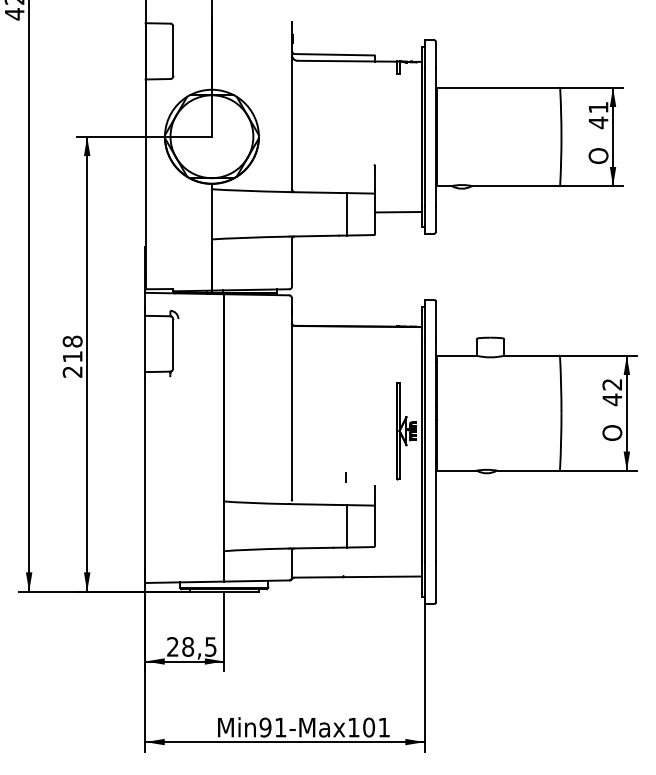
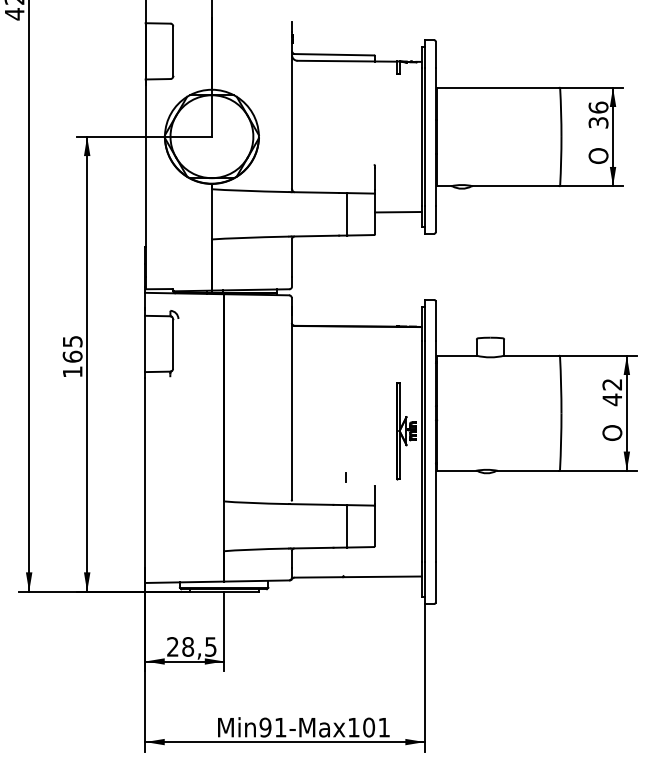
text: 41 -> 36 (598, 115)
text: 218 -> 165 (72, 356)
